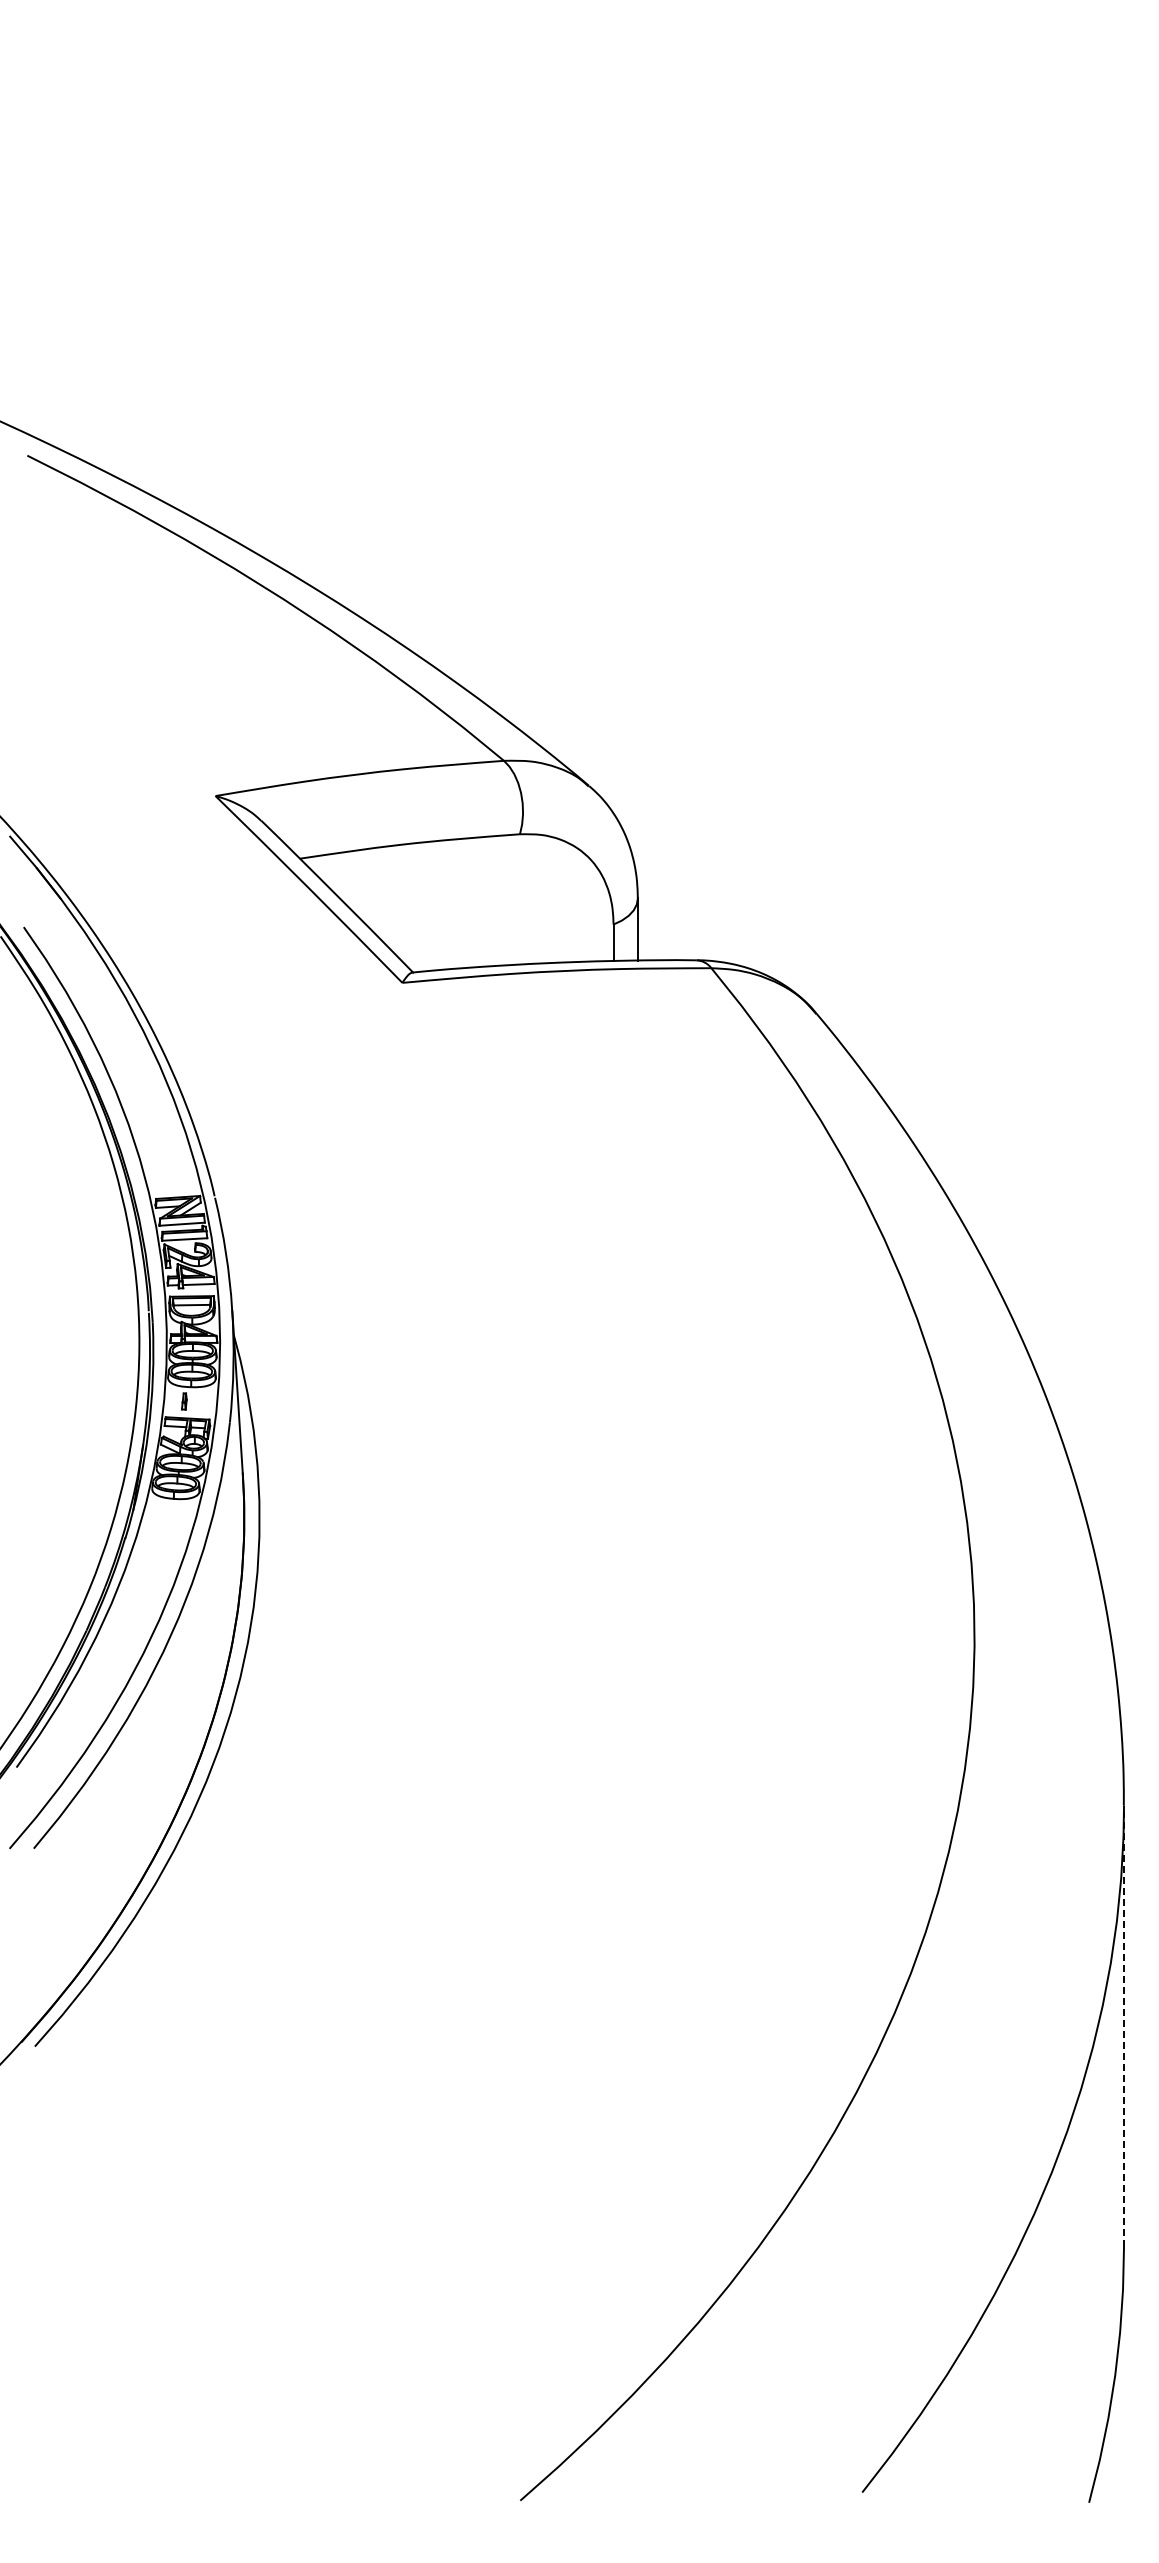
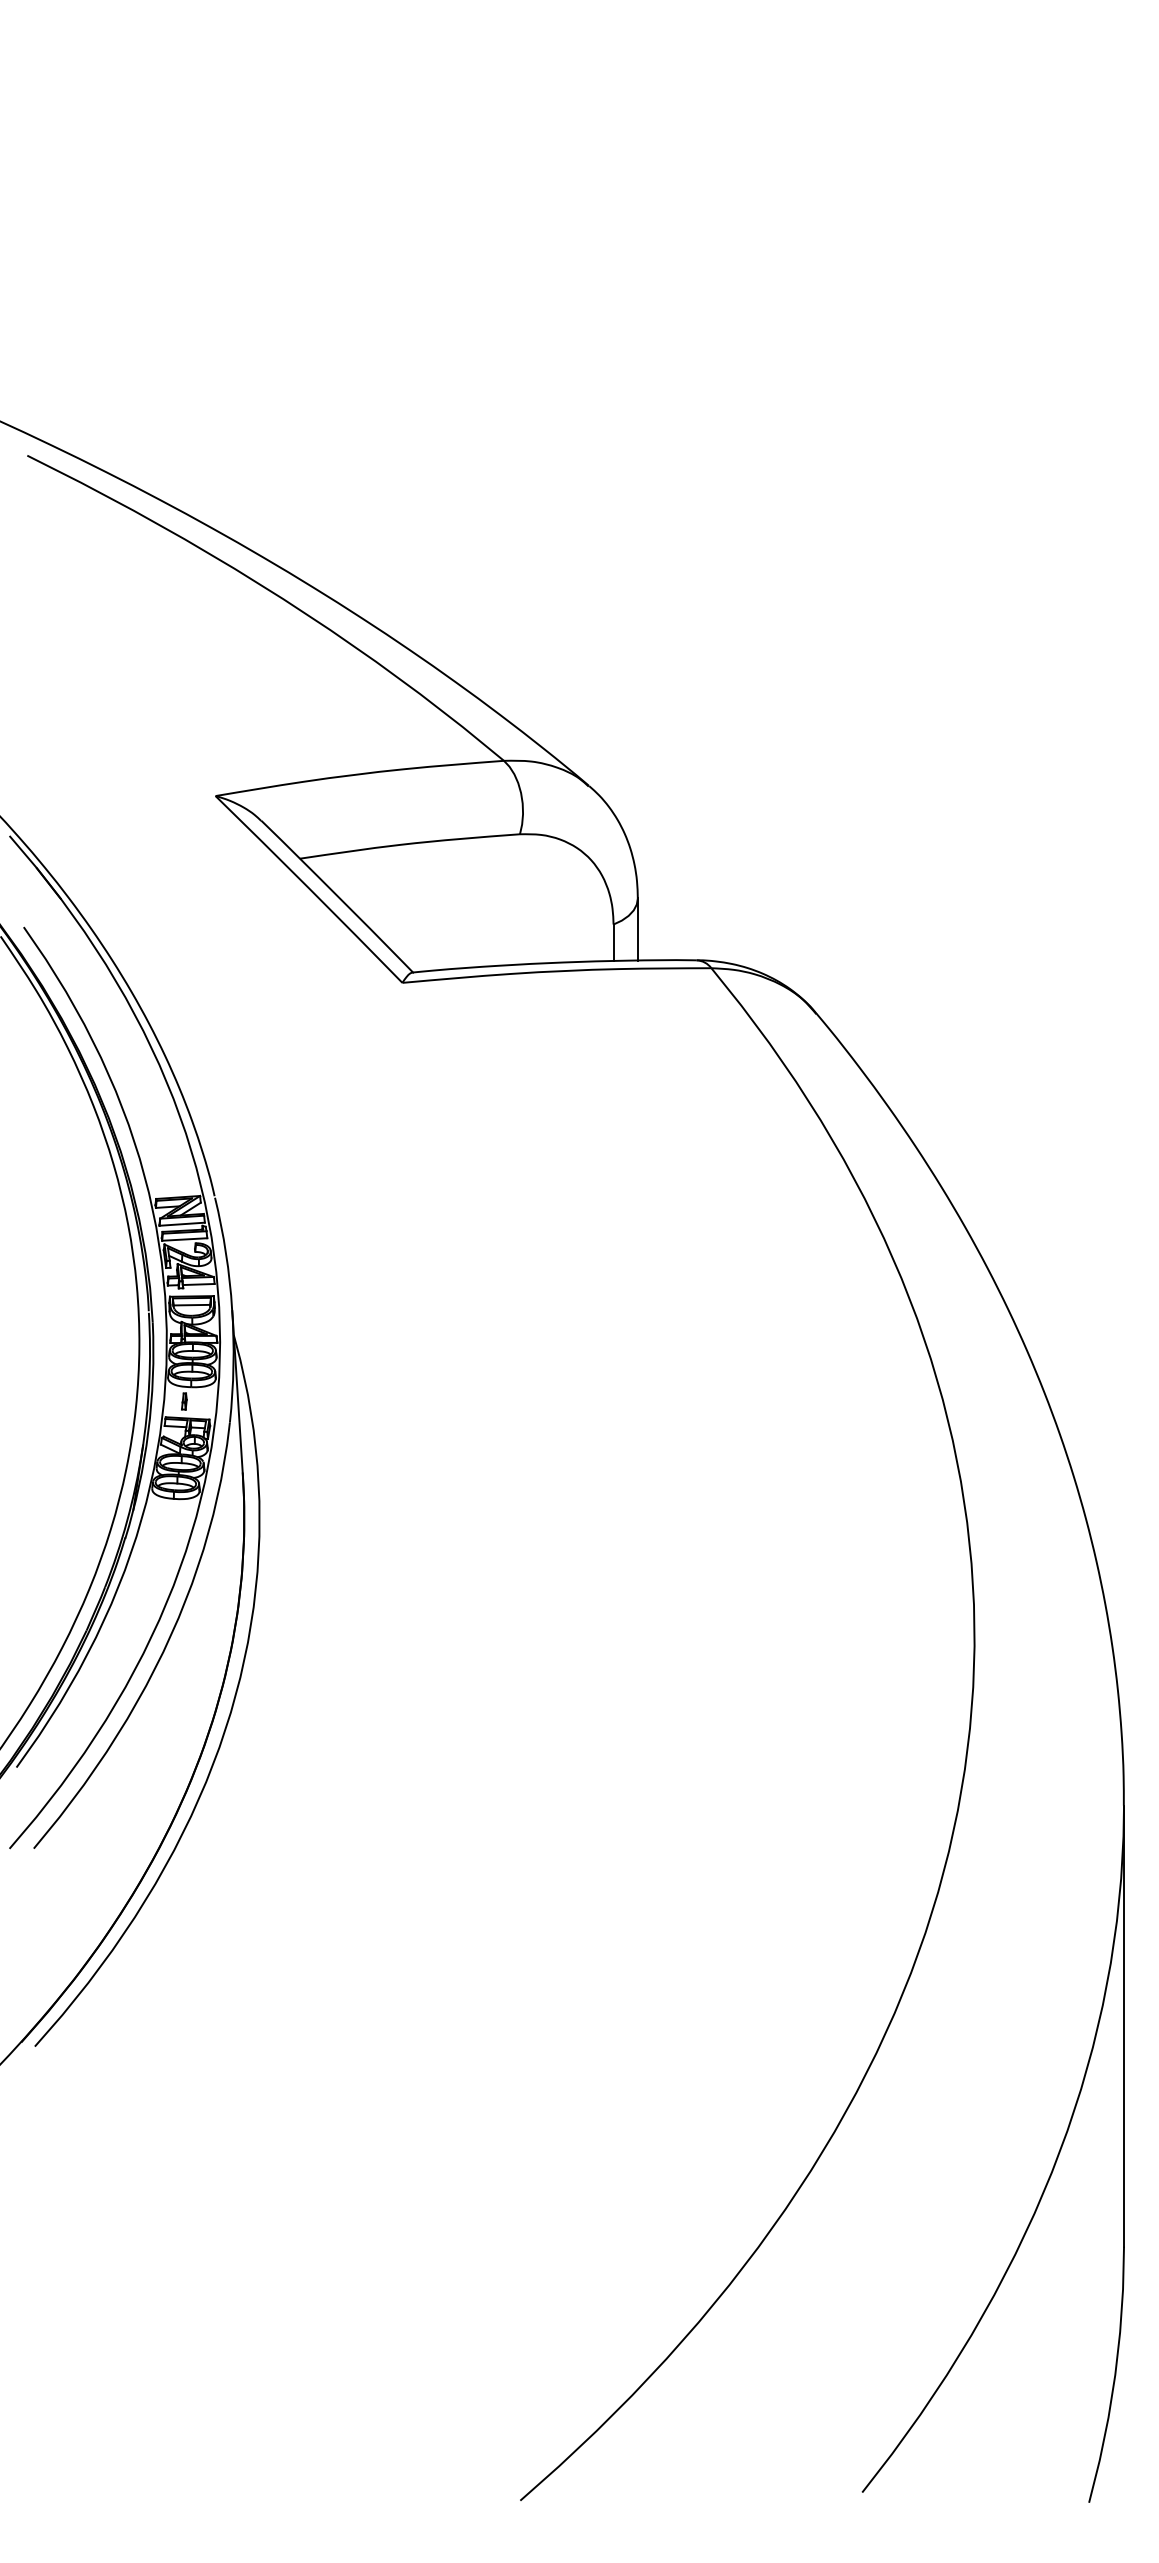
line: dashed -> solid (1124, 2026)
